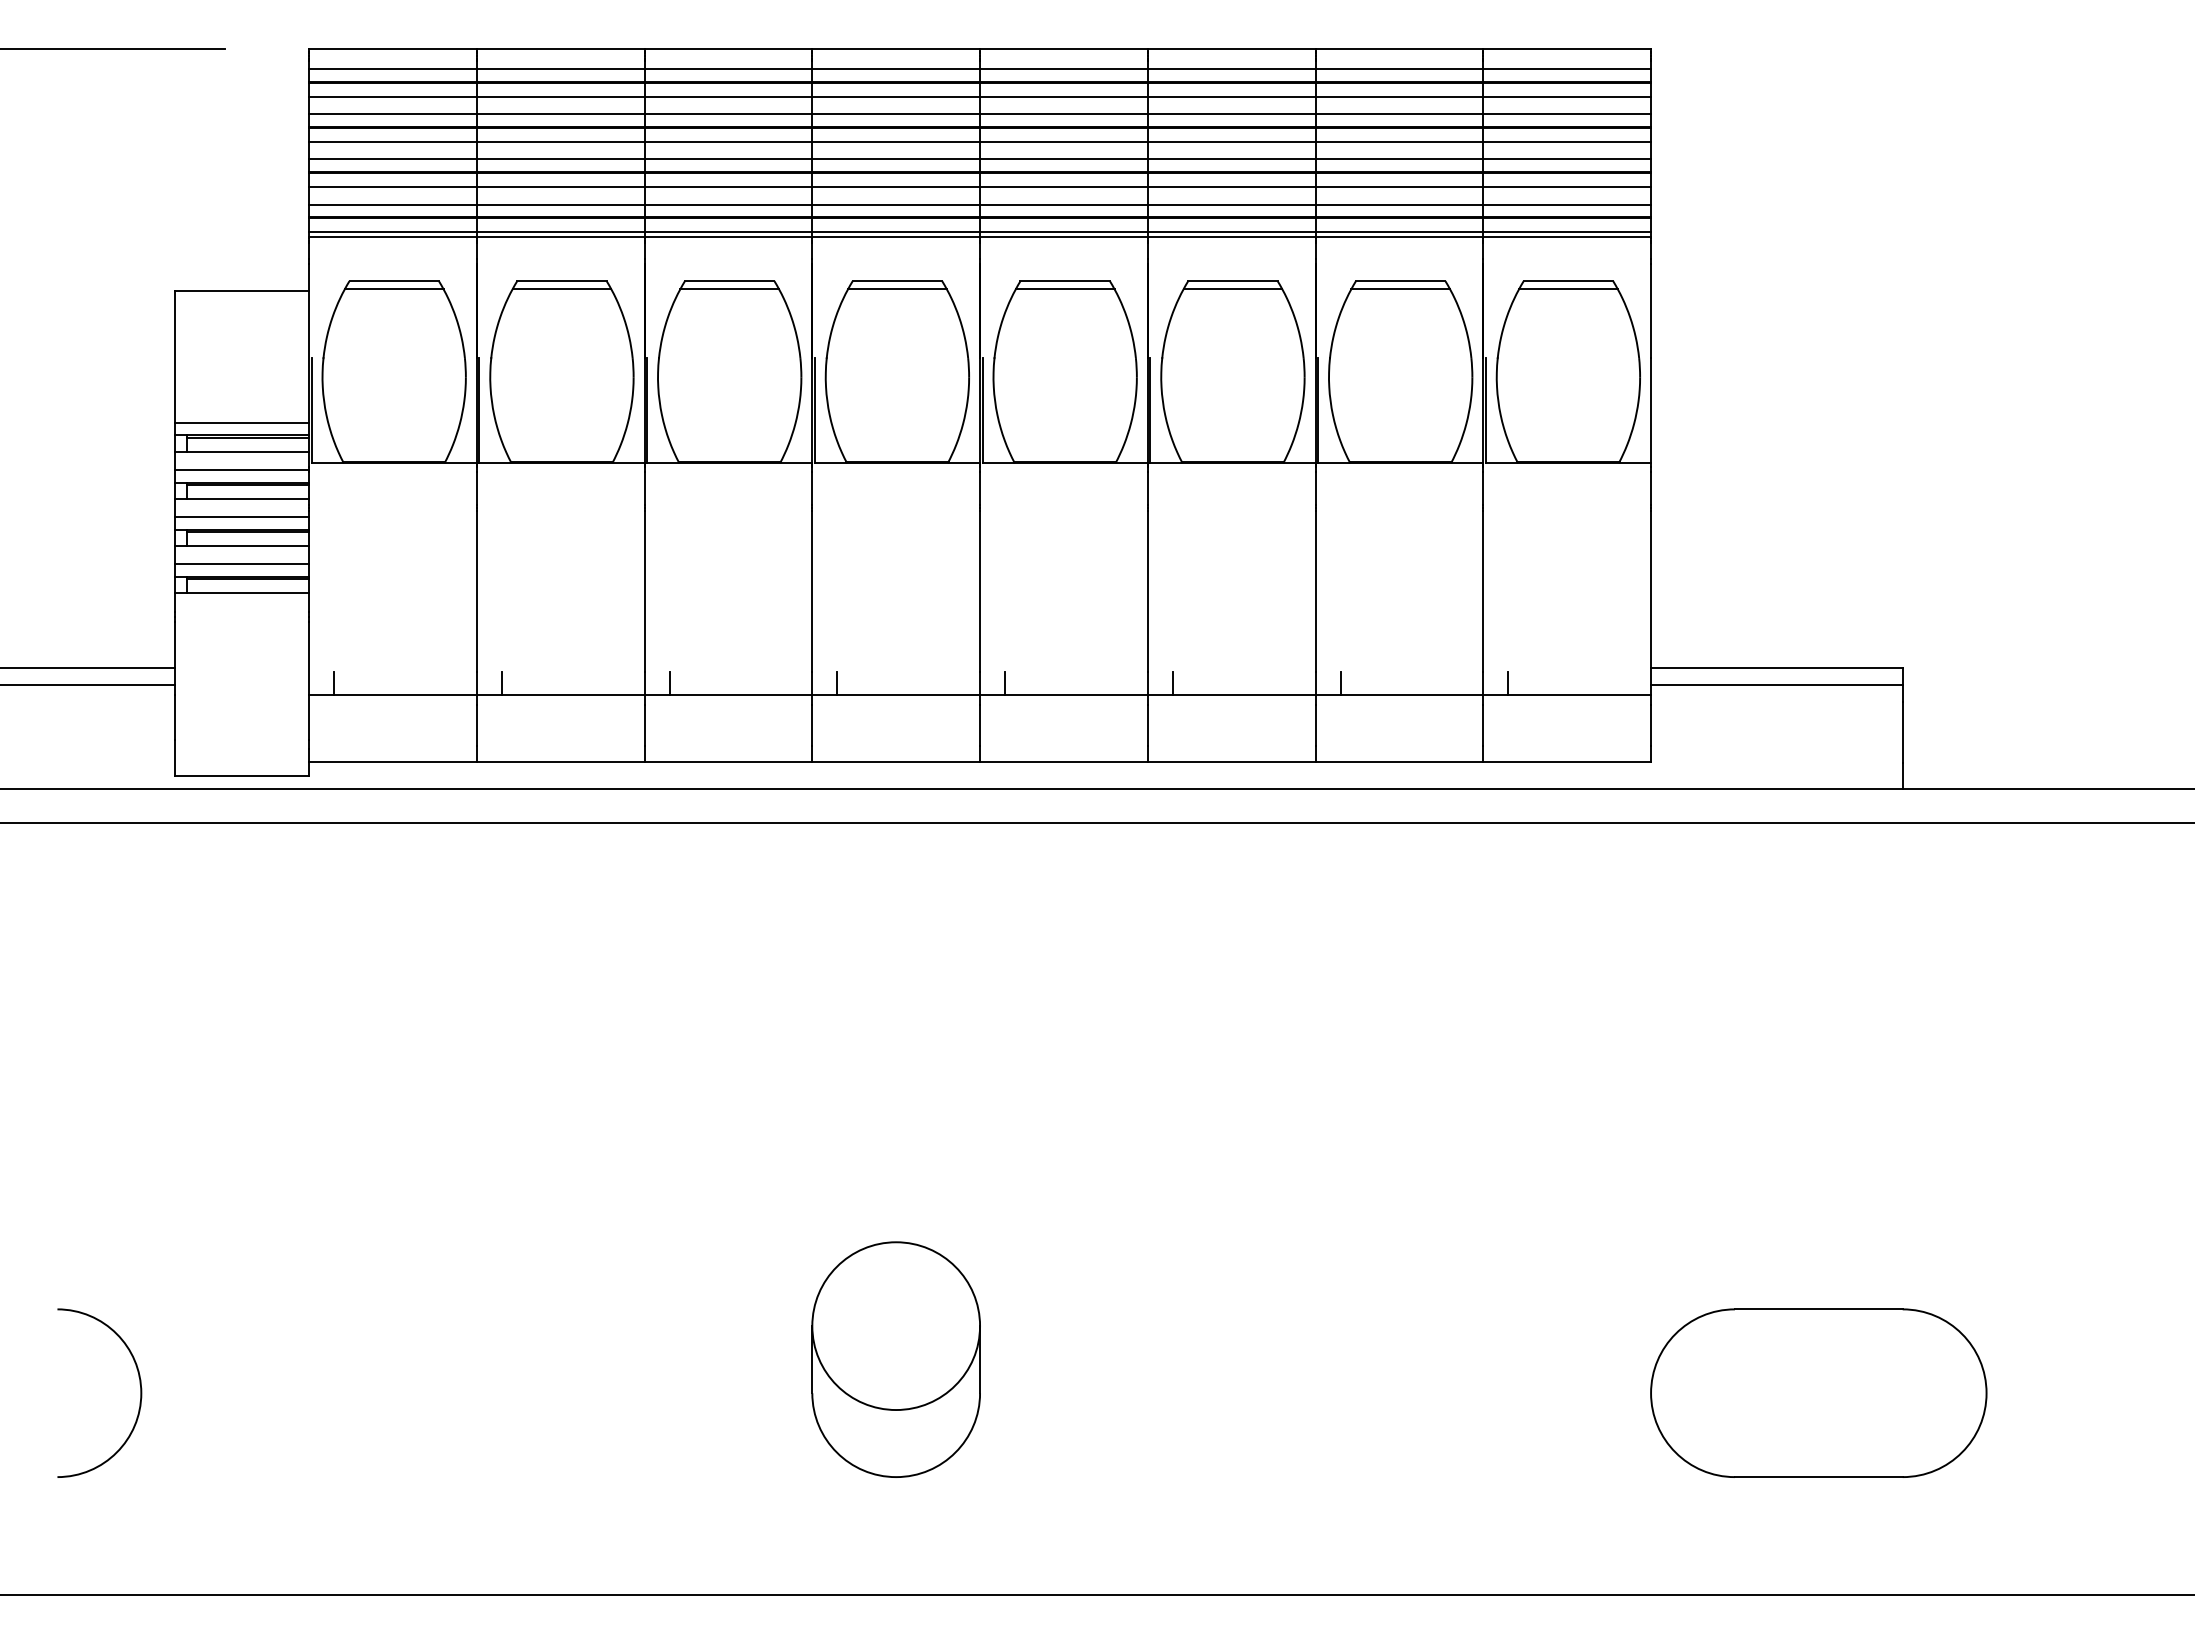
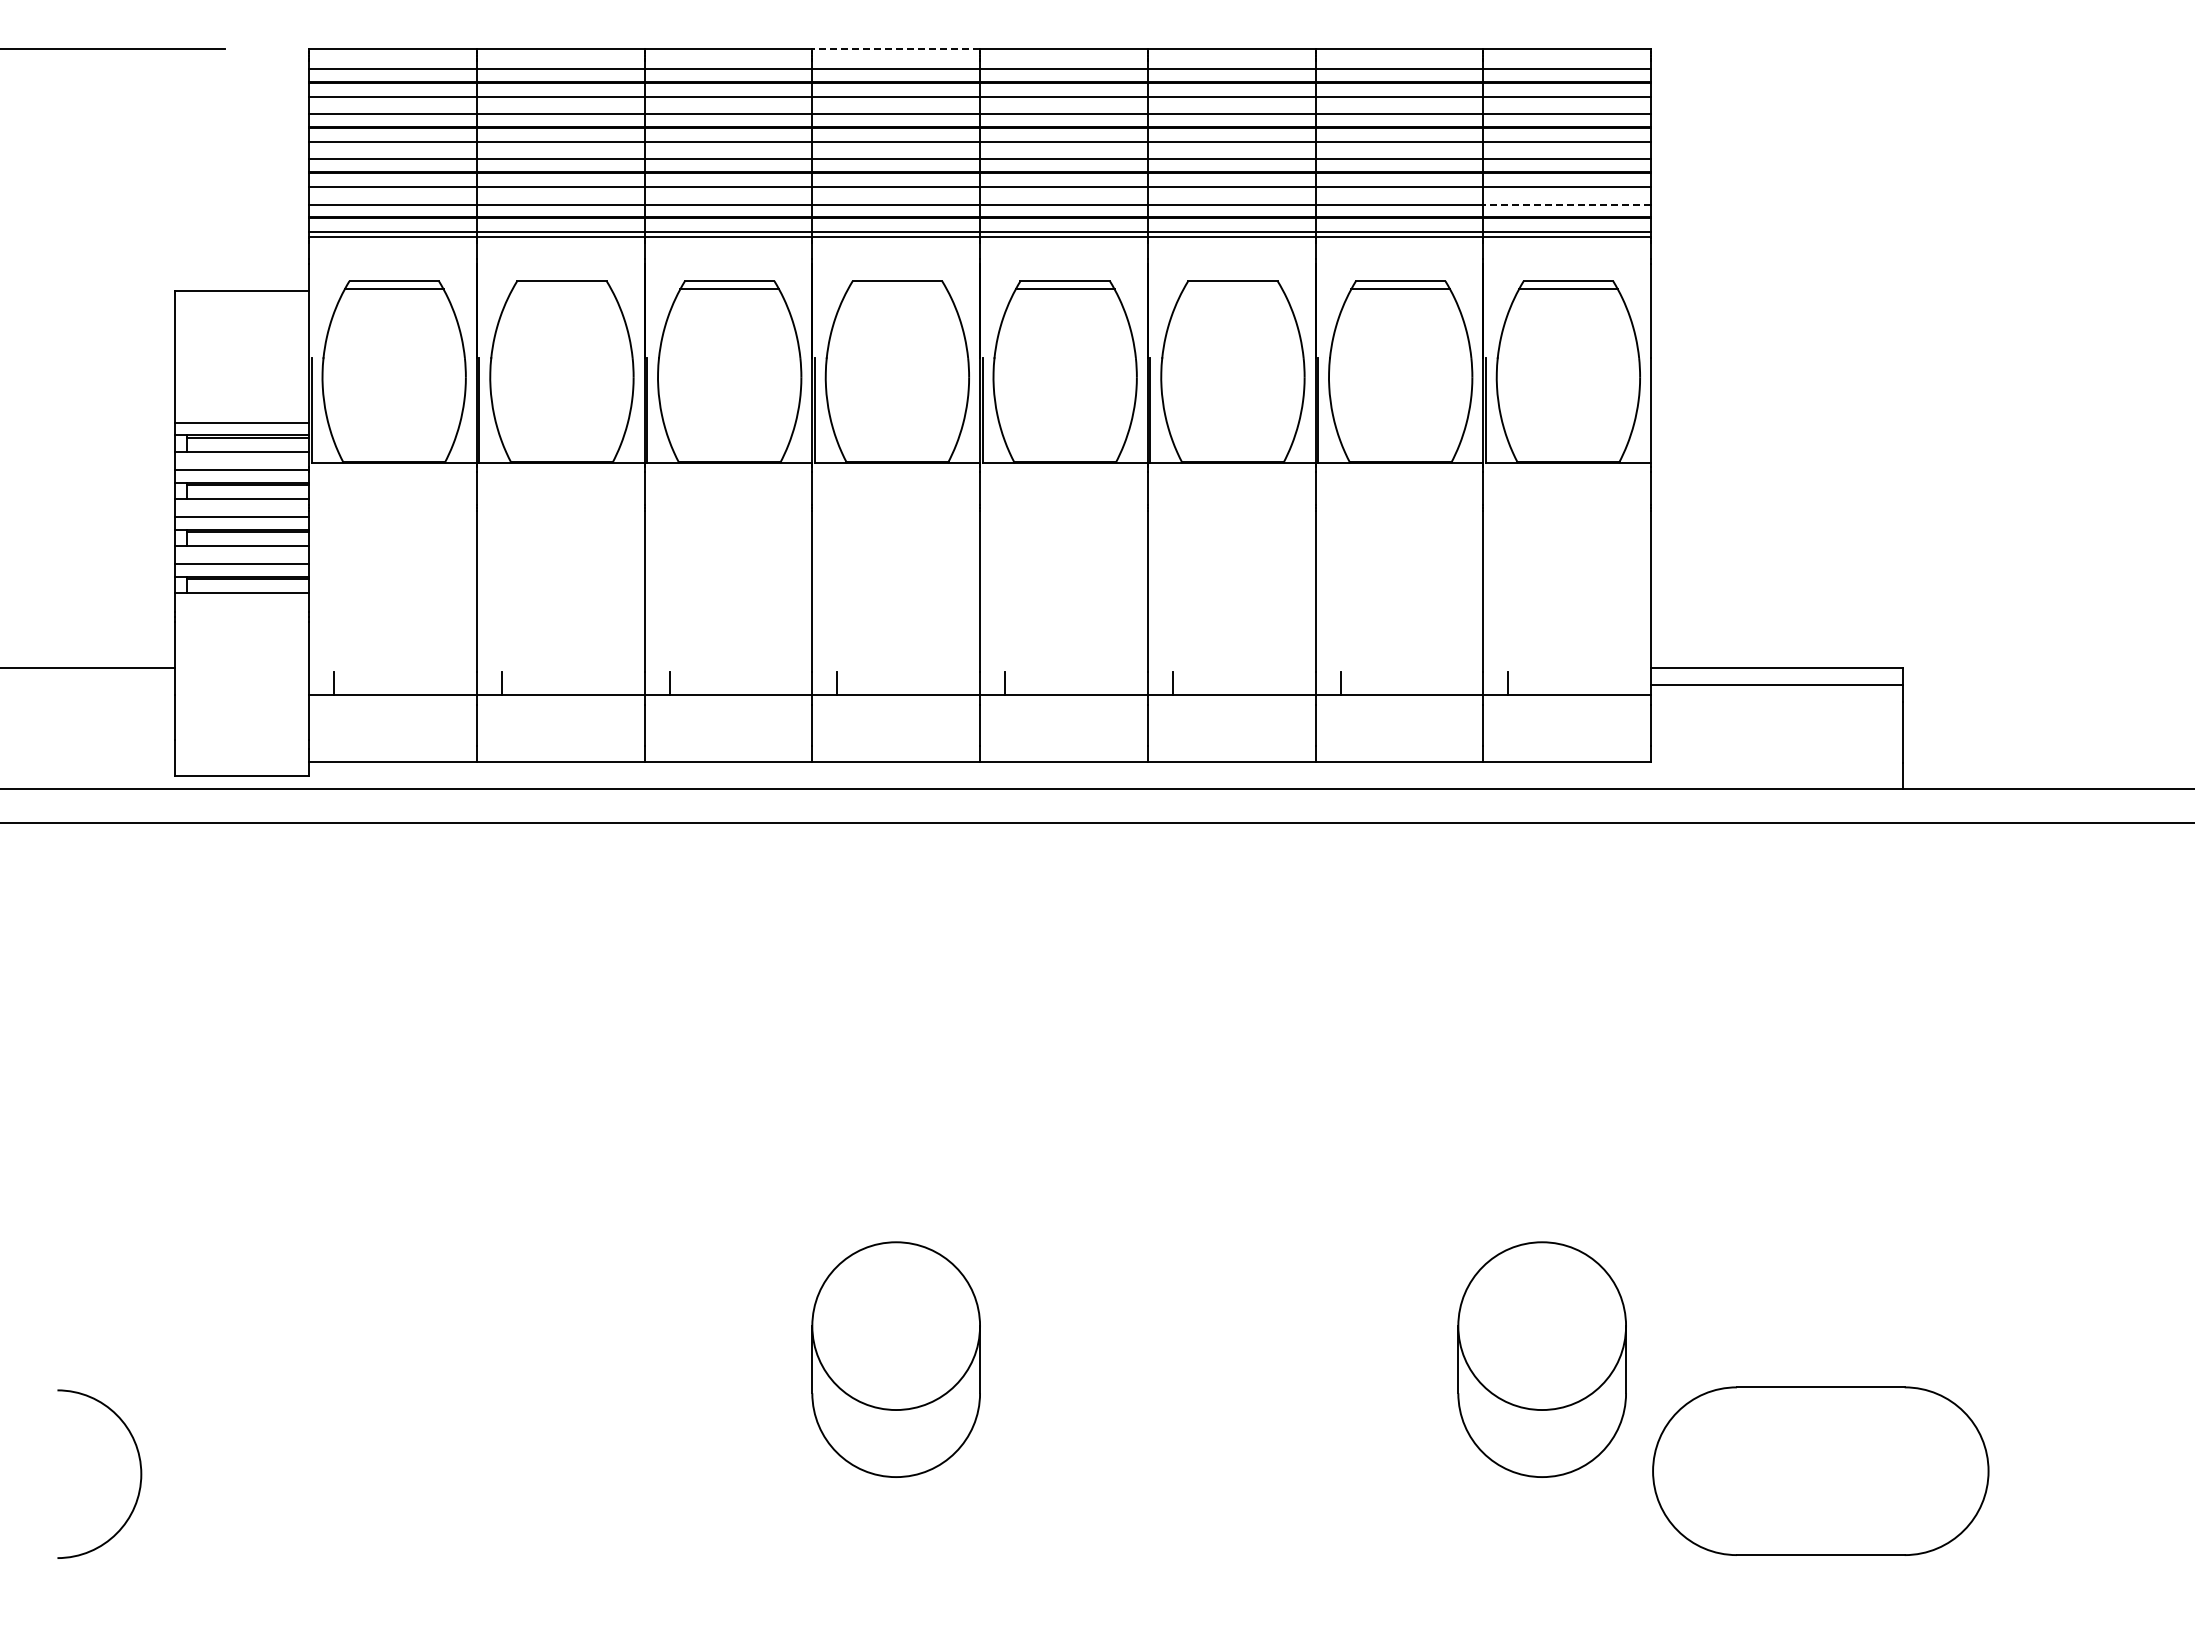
line: solid -> dashed (896, 49)
line: solid -> dashed (1567, 204)
line: present -> none (561, 289)
line: present -> none (897, 289)
line: present -> none (1232, 289)
line: present -> none (88, 685)
part: none -> present (1541, 1359)
arc position: (139, 1384) -> (139, 1465) (139, 1465)
part position: (1818, 1392) -> (1820, 1470) (1820, 1470)
line: present -> none (1096, 1594)
